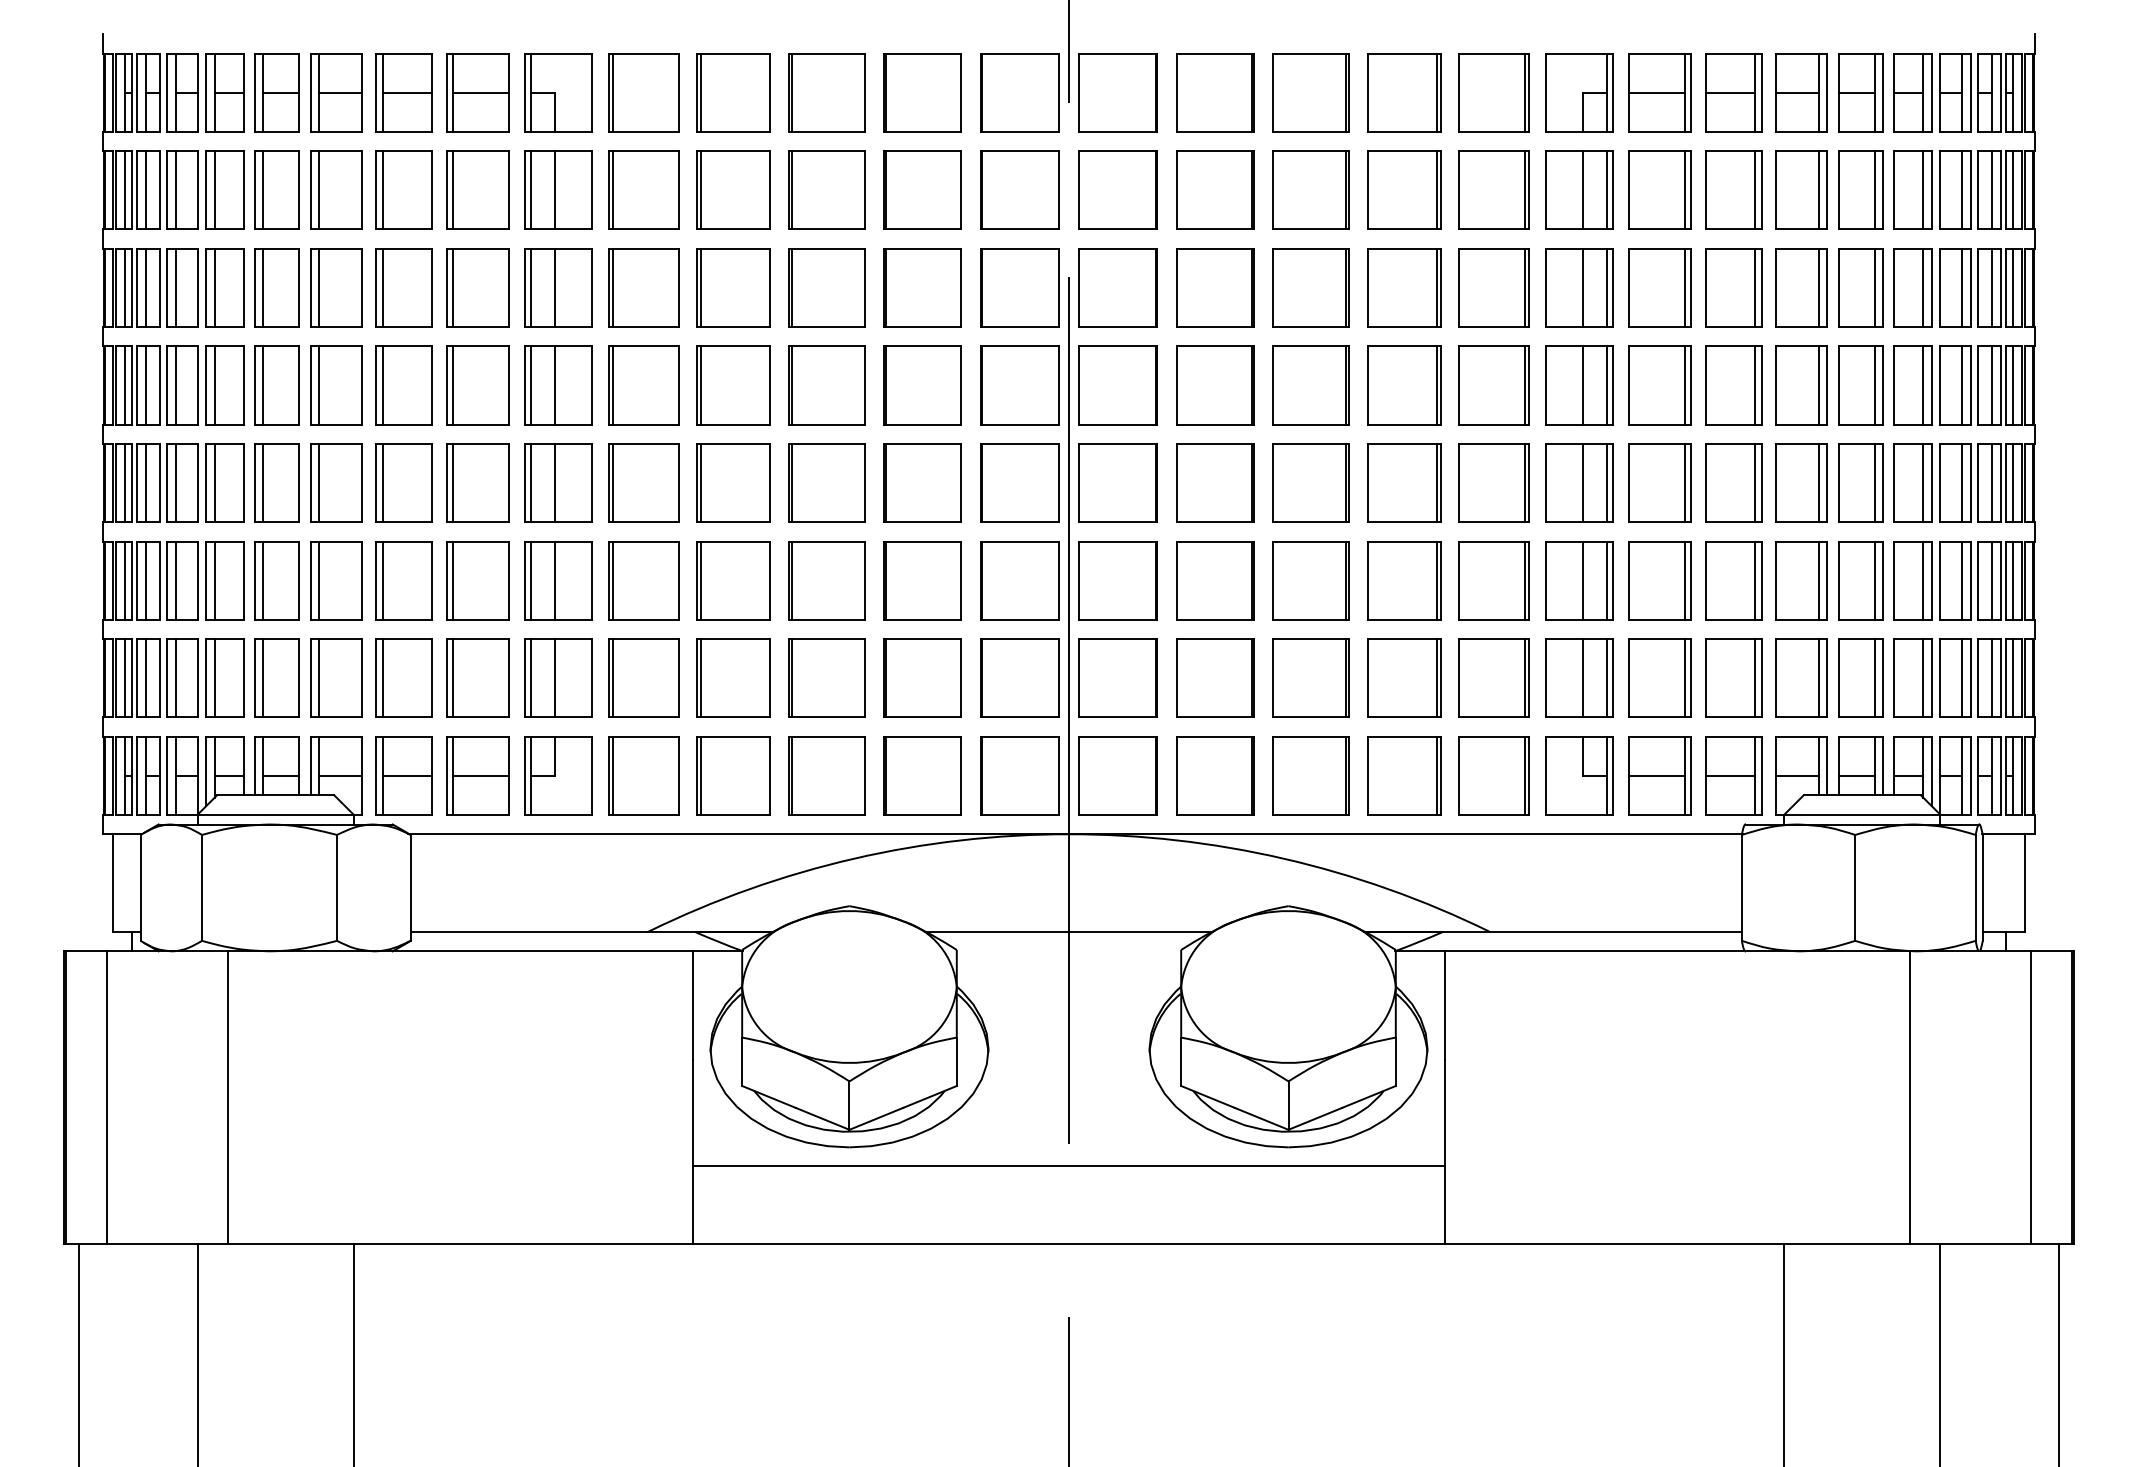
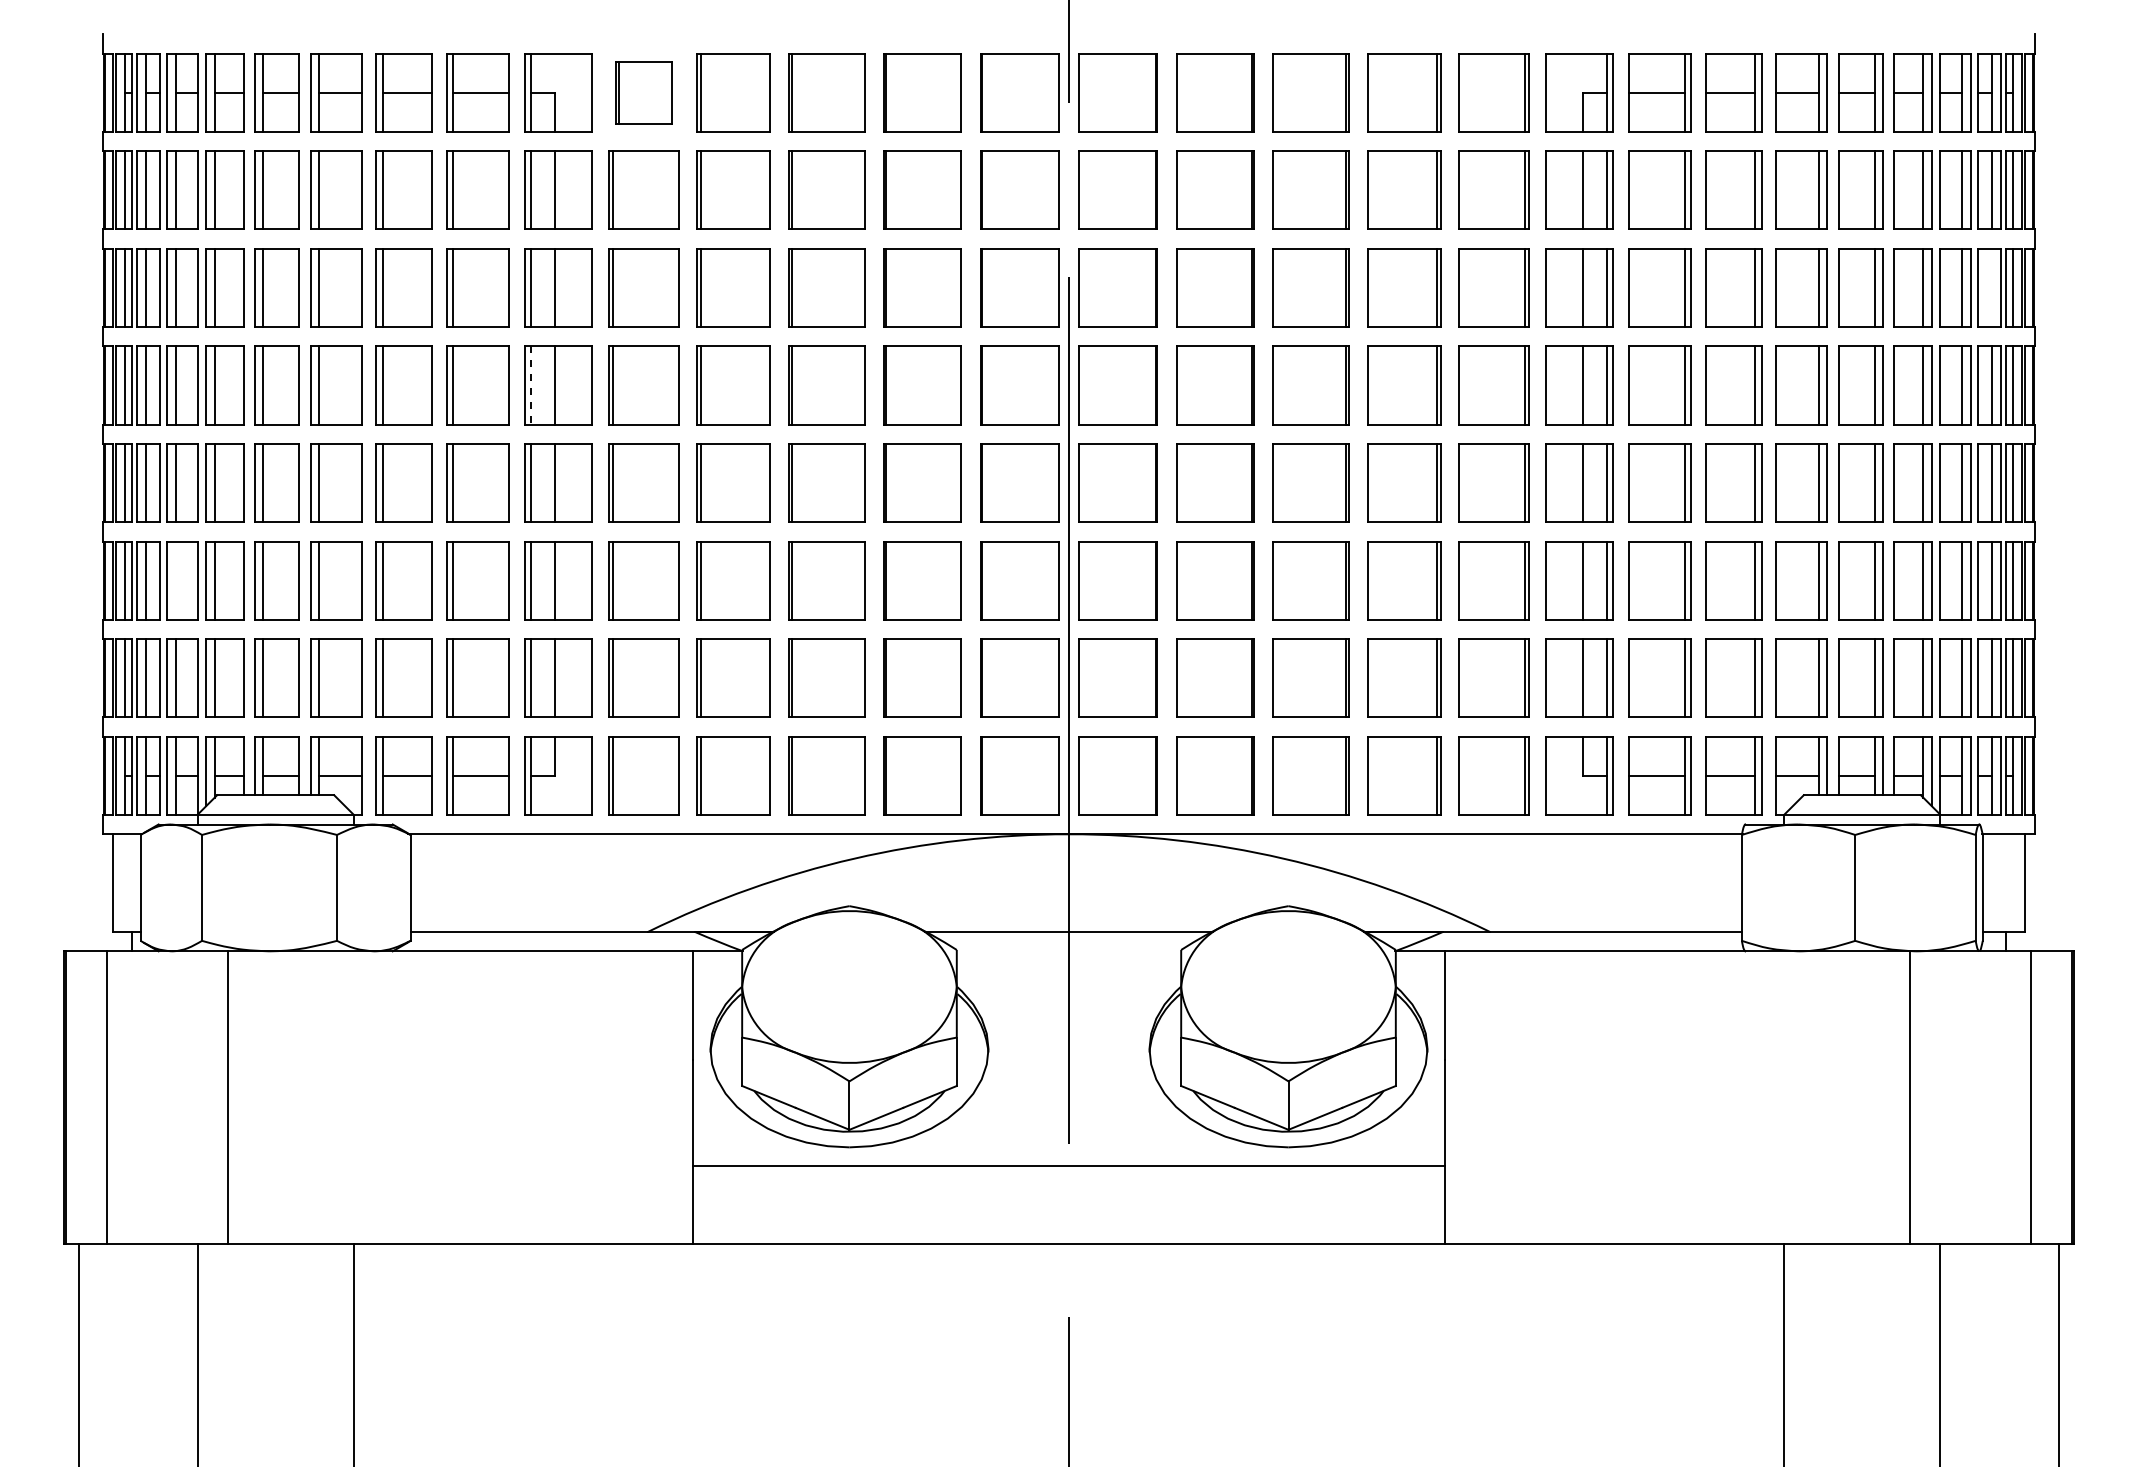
part size: 72x80 px -> 58x64 px (643, 92)
line: present -> none (1992, 287)
line: solid -> dashed (530, 385)
line: present -> none (175, 580)
